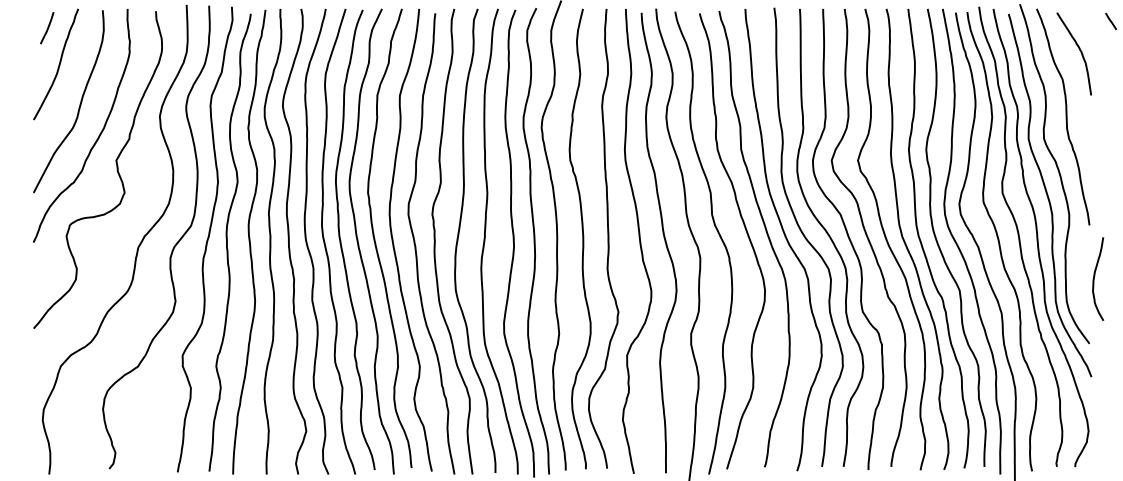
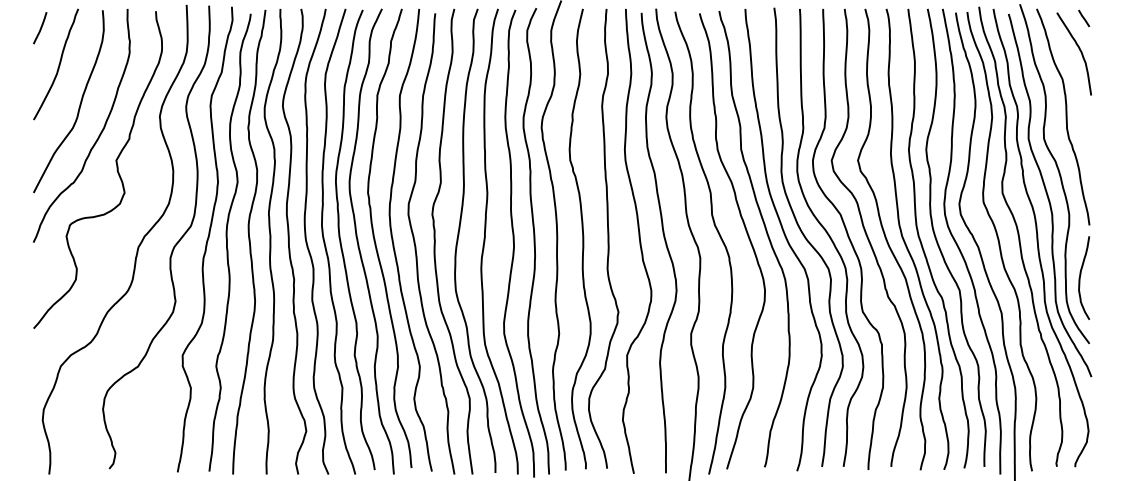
line position: (1111, 21) -> (1084, 18) (1084, 18)
line position: (47, 28) -> (40, 28) (40, 28)
curve position: (1095, 276) -> (1081, 275) (1081, 275)
